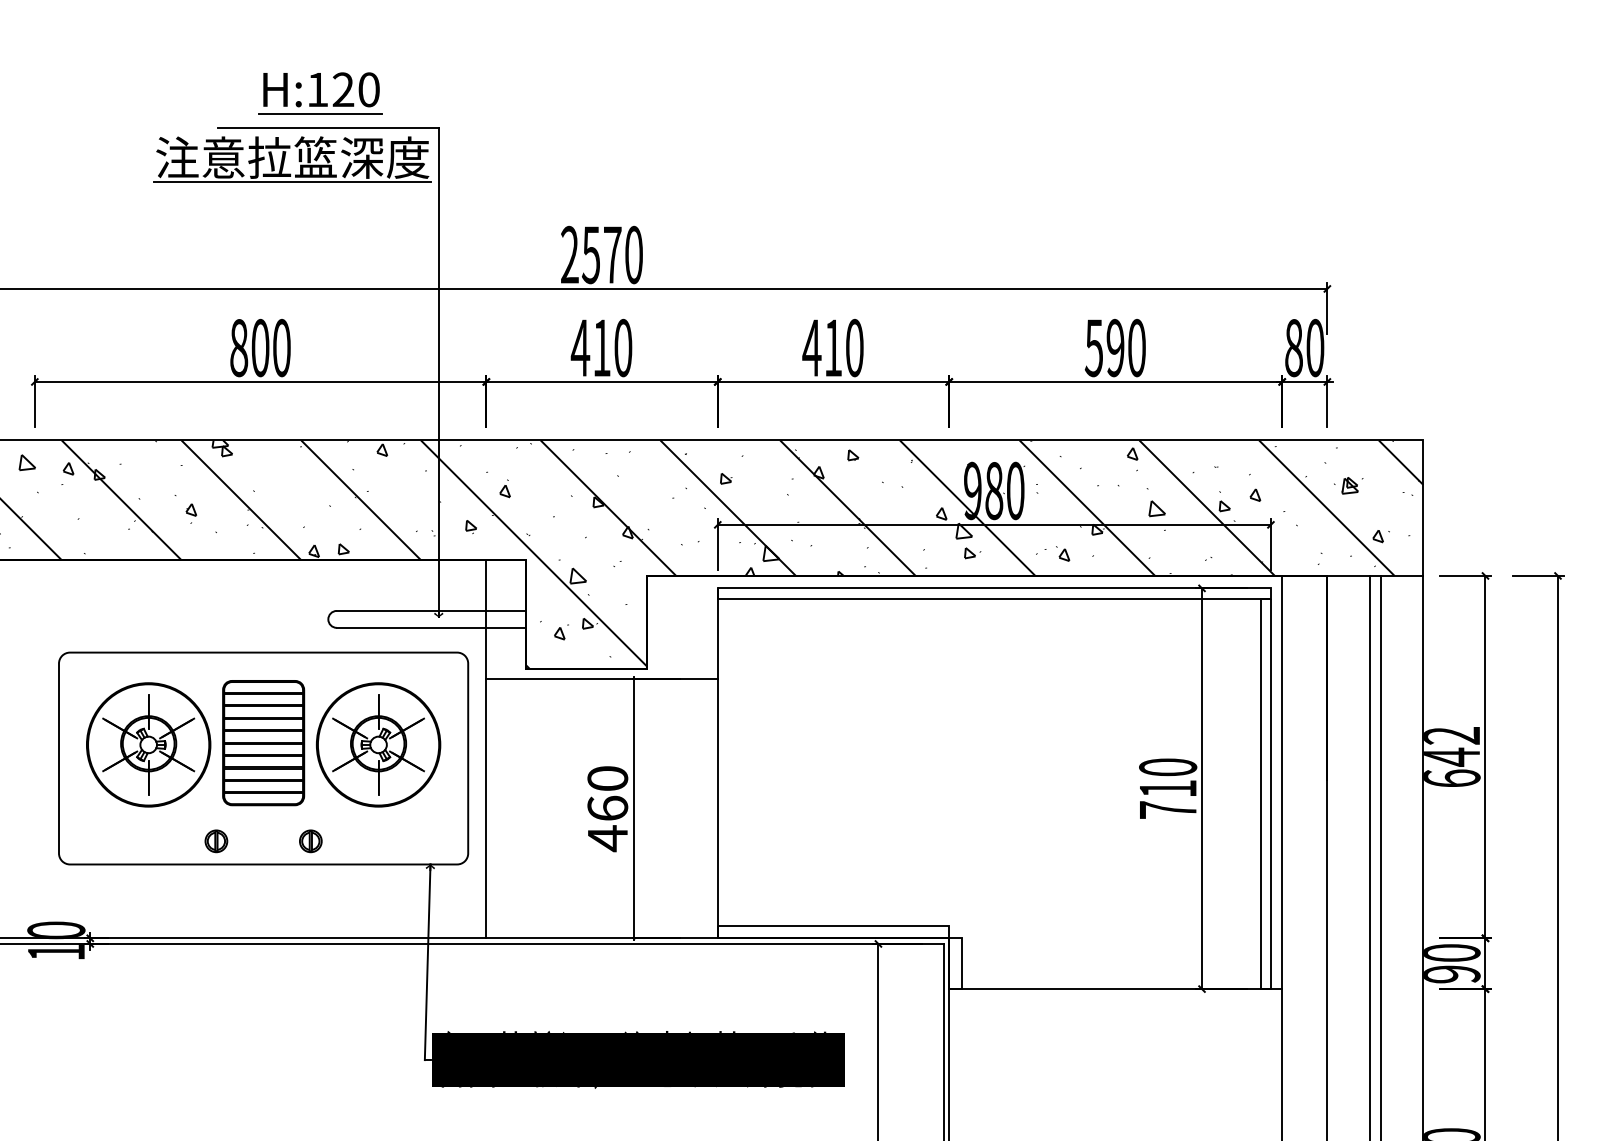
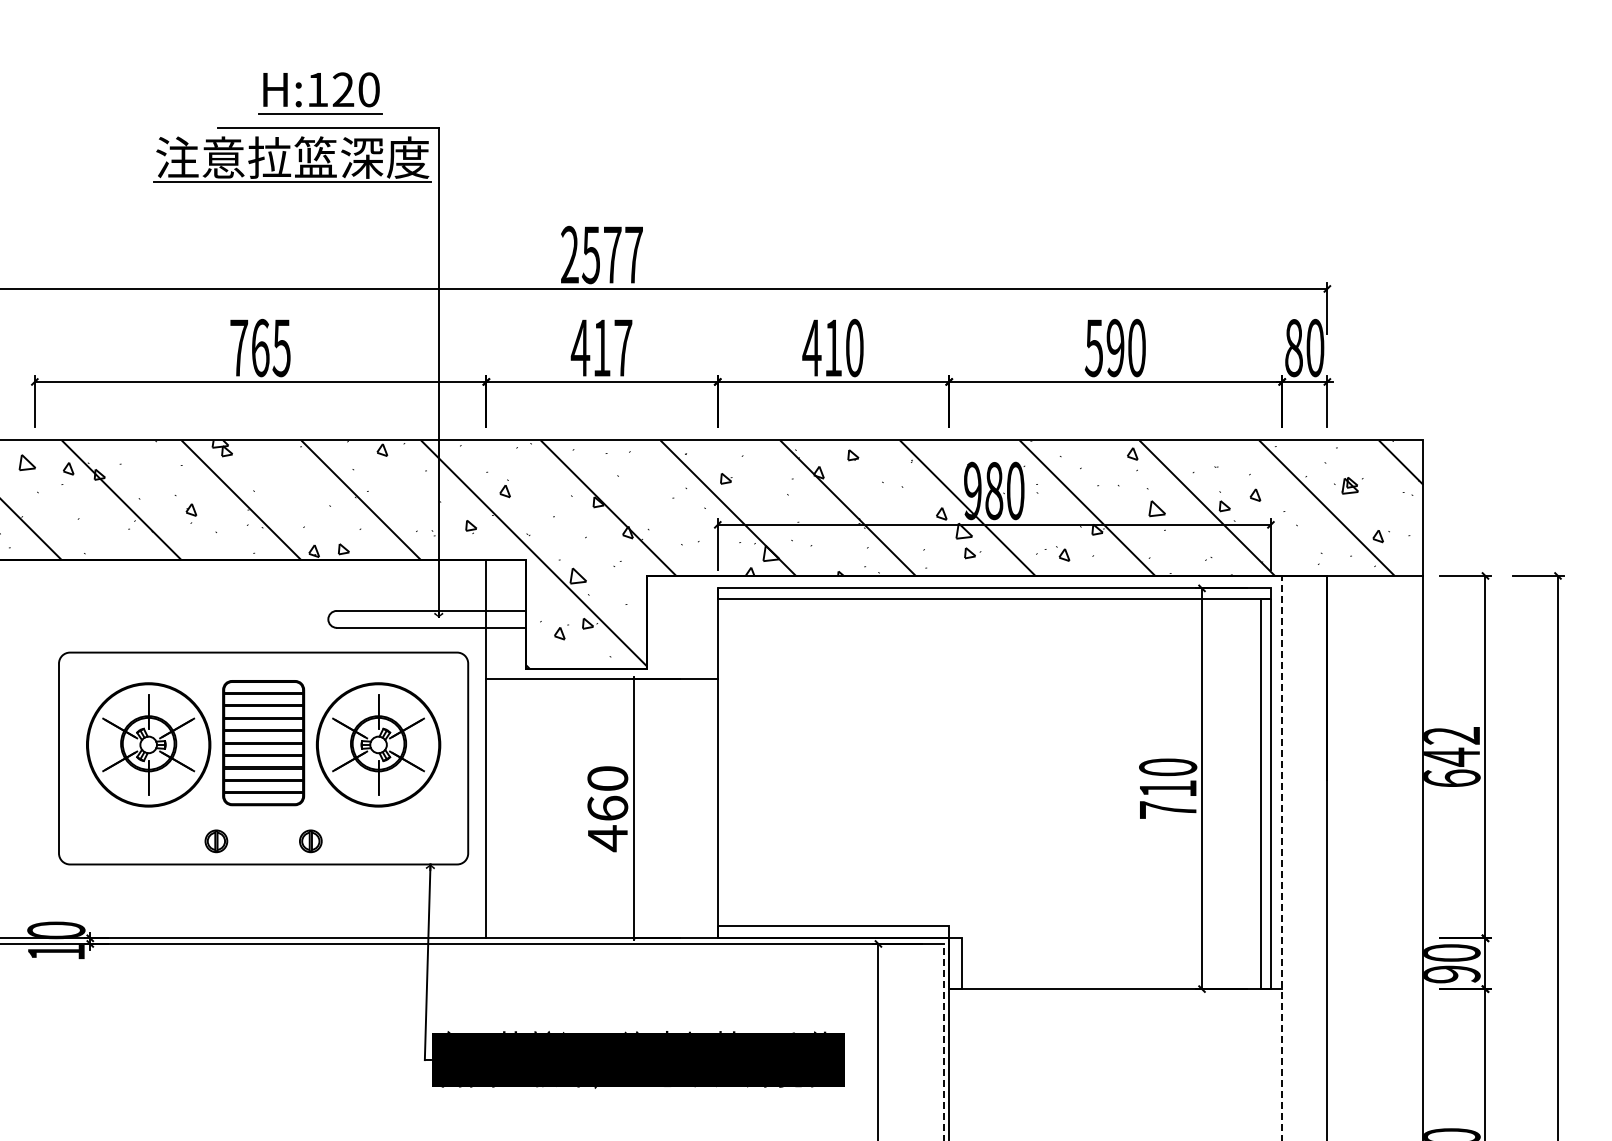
text: 2570 -> 2577 (633, 254)
text: 800 -> 765 (260, 347)
text: 410 -> 417 (623, 347)
line: present -> none (1369, 856)
line: present -> none (1380, 856)
line: solid -> dashed (1282, 857)
line: solid -> dashed (943, 1041)
